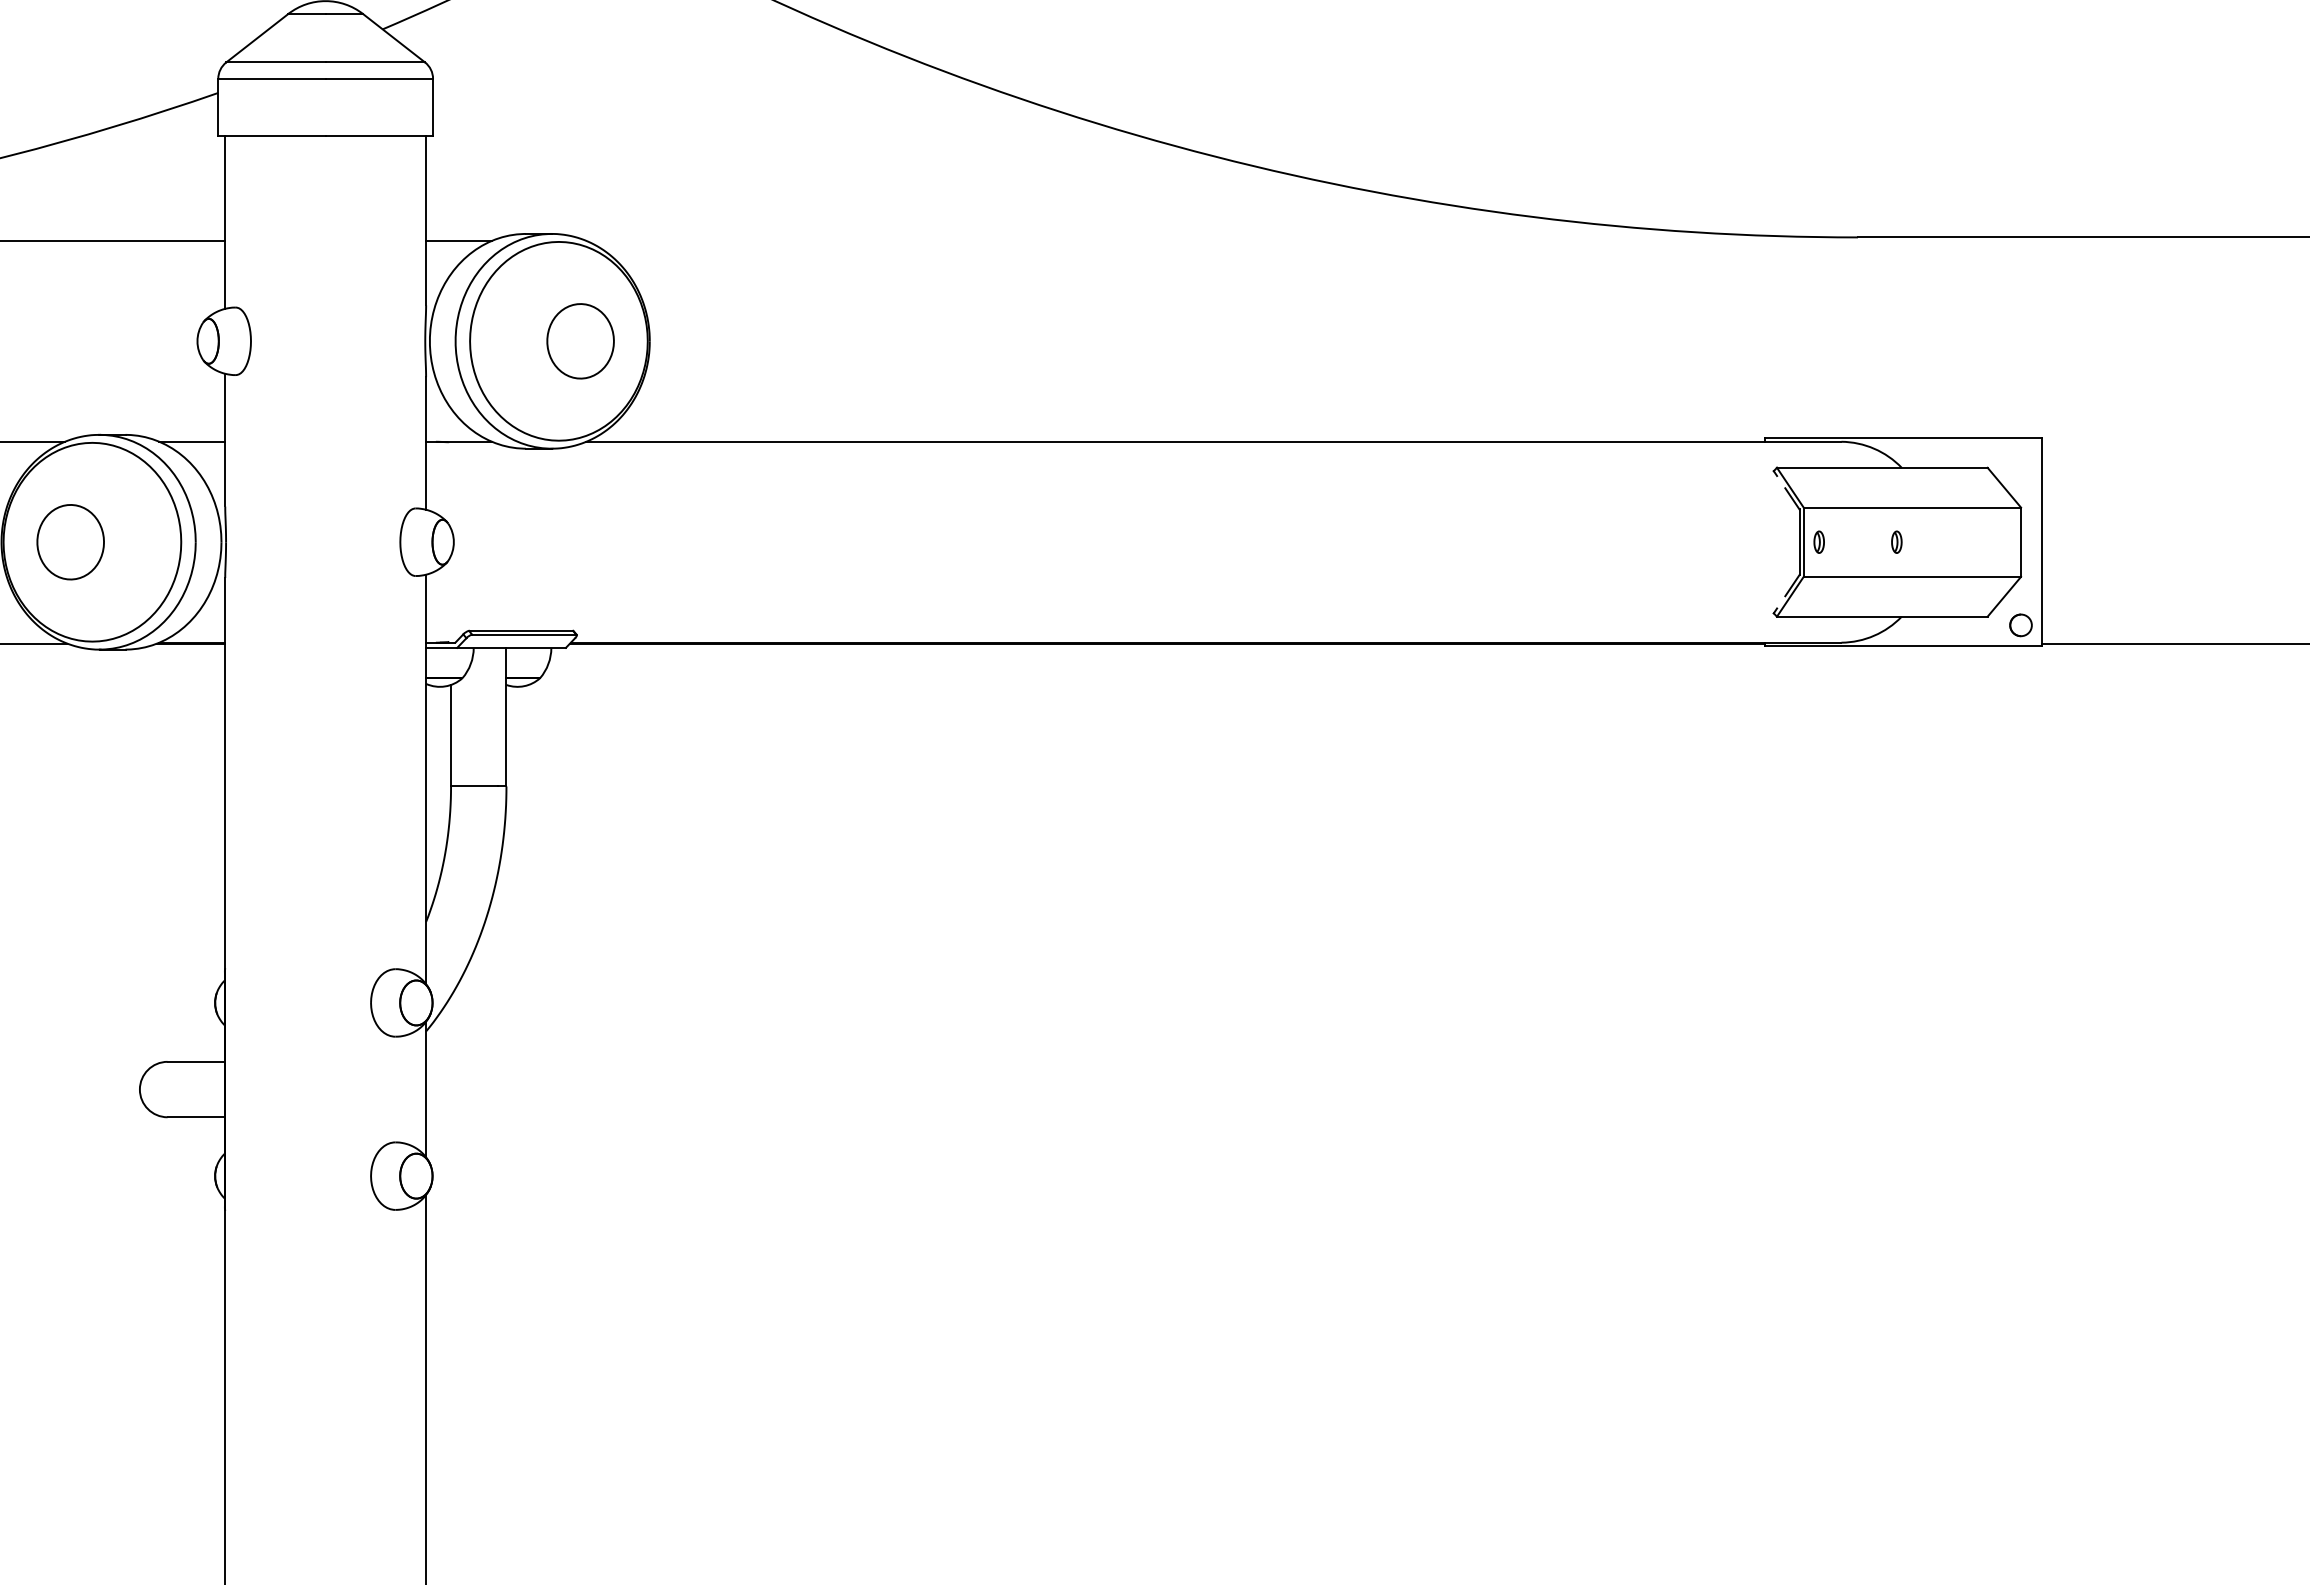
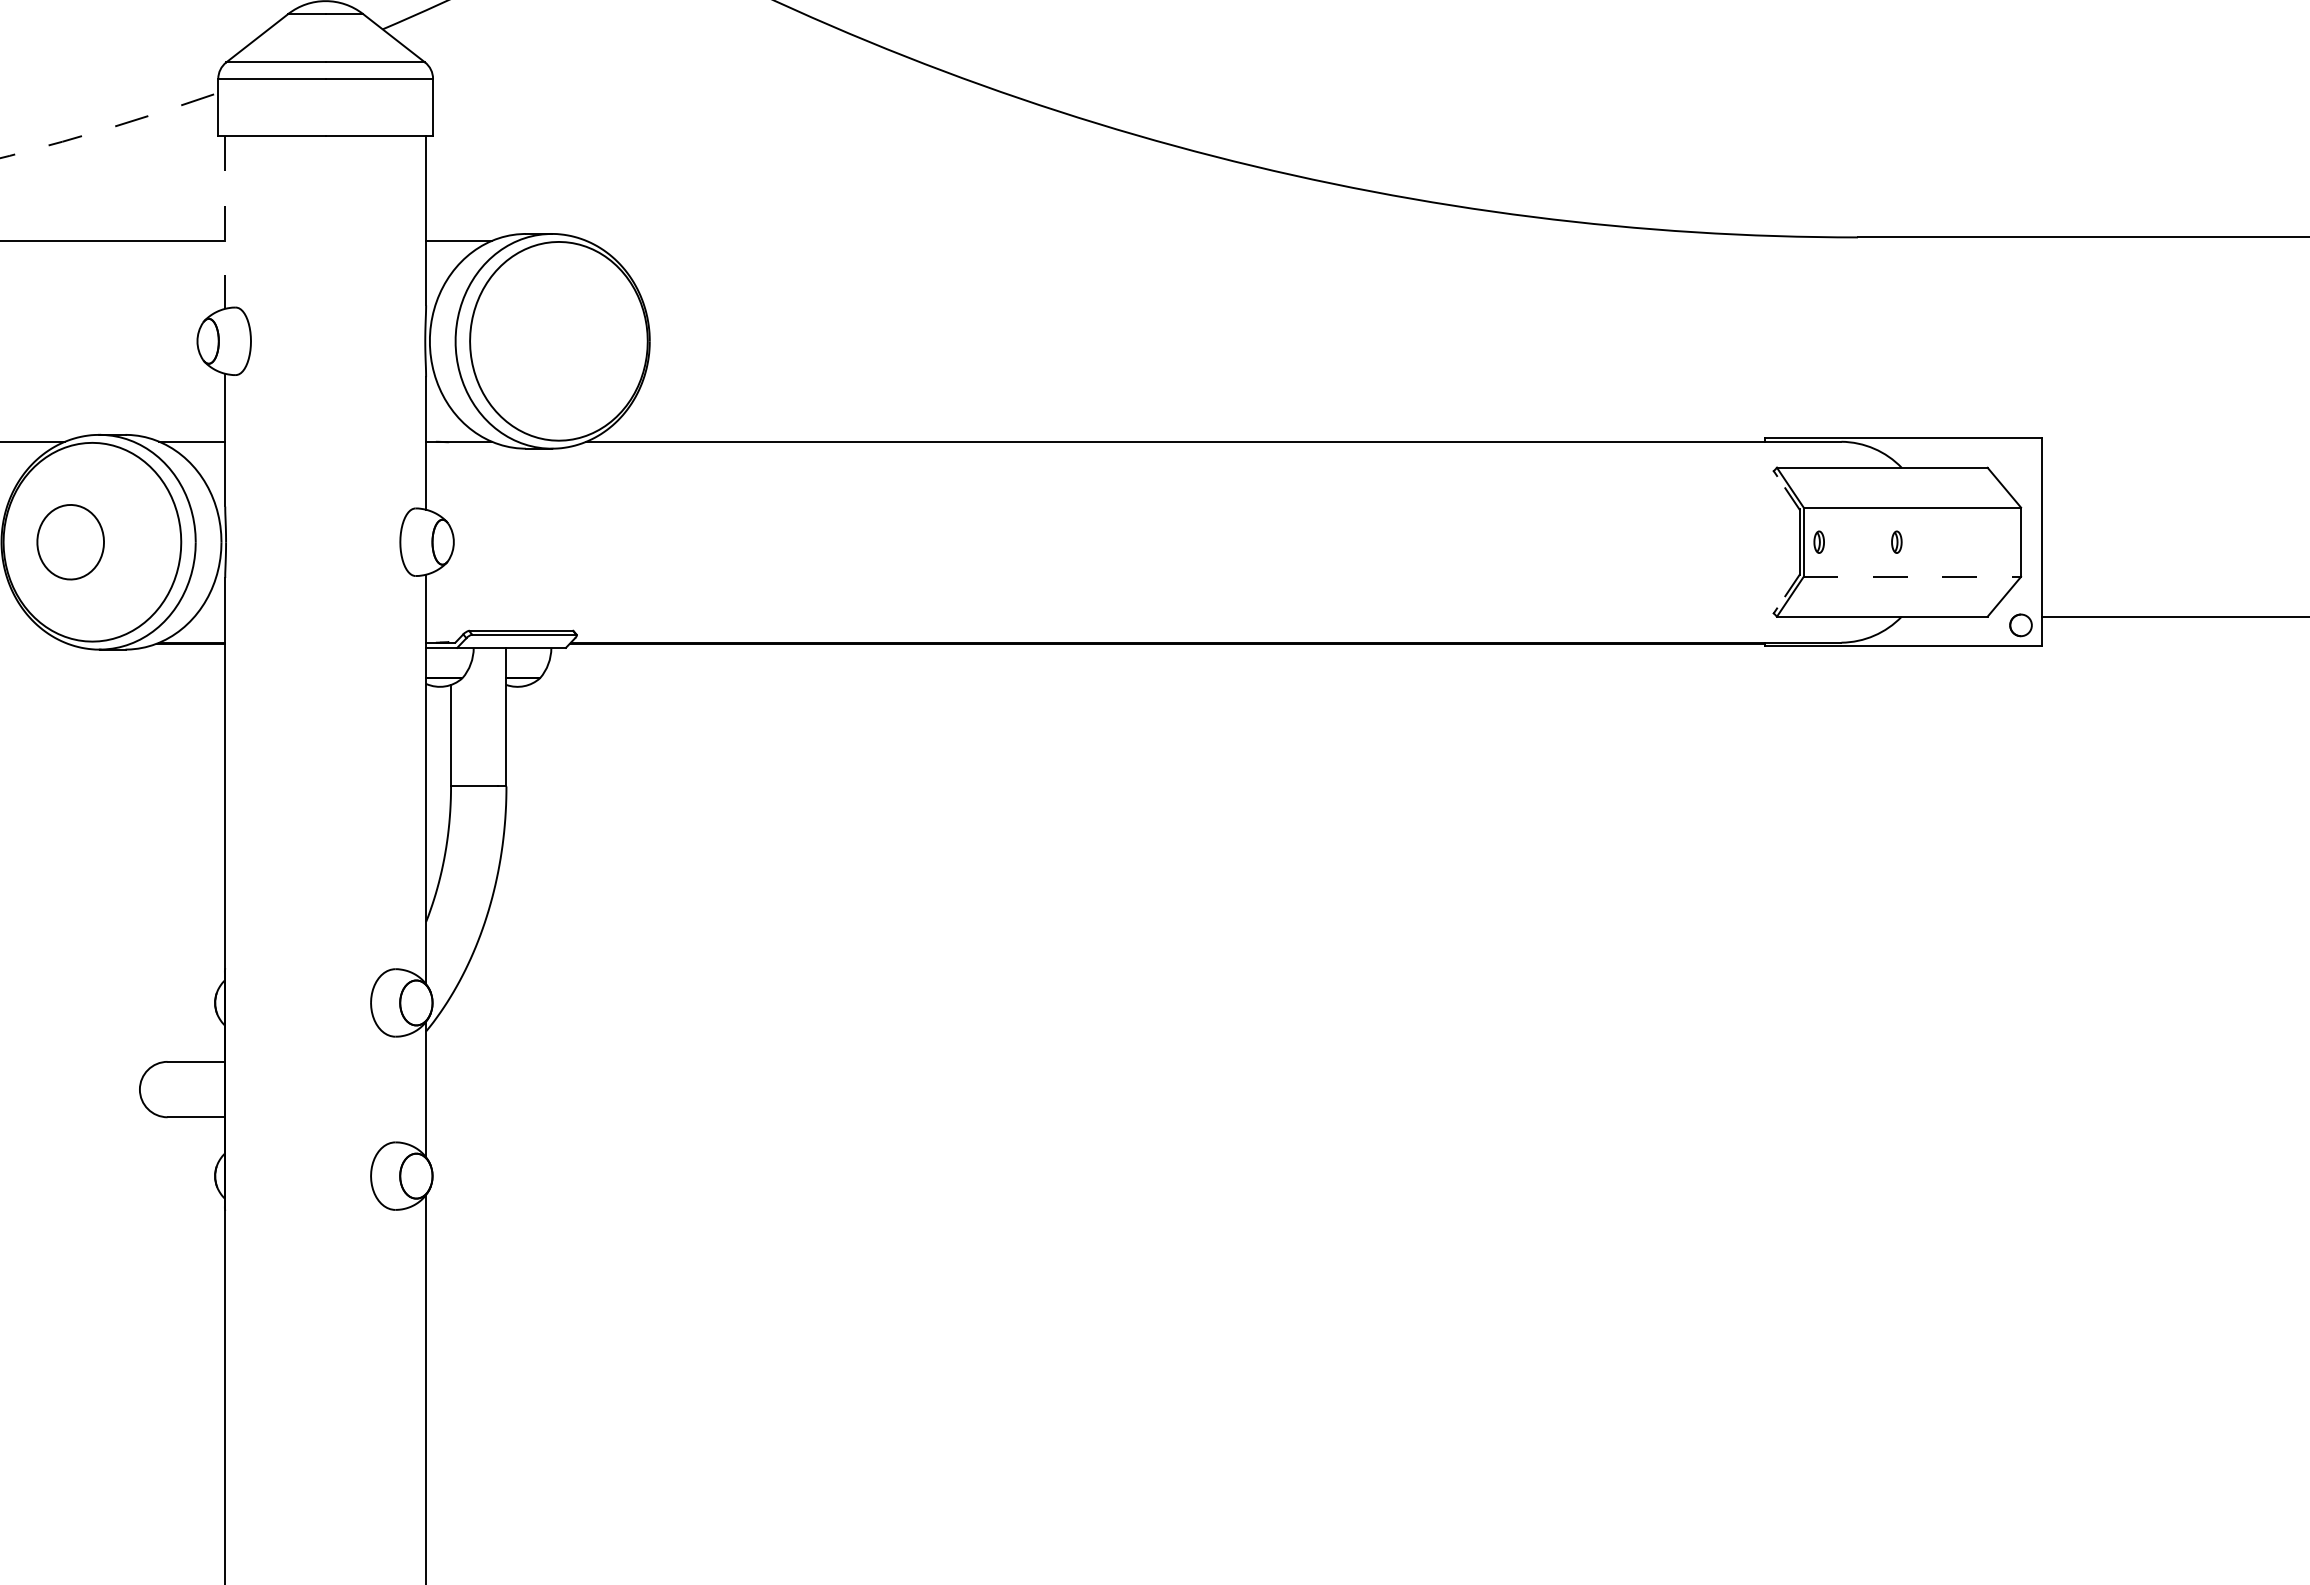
arc: solid -> dashed (109, 127)
line: solid -> dashed (225, 223)
part: present -> none (580, 341)
line: solid -> dashed (1912, 576)
line: present -> none (34, 643)
line position: (2173, 643) -> (2173, 616) (2173, 616)
